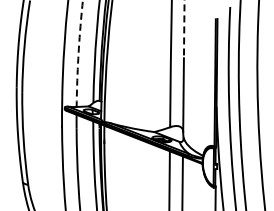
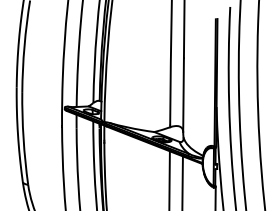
line: dashed -> solid (184, 29)
arc: dashed -> solid (78, 53)
